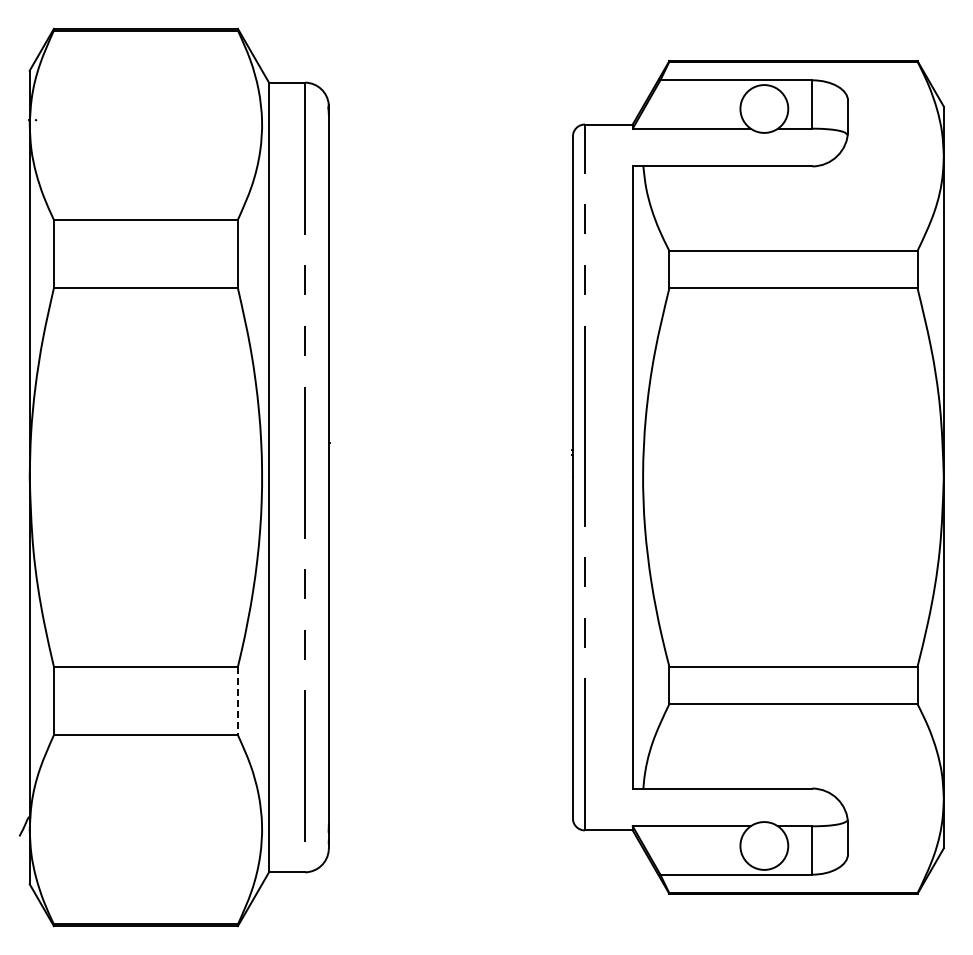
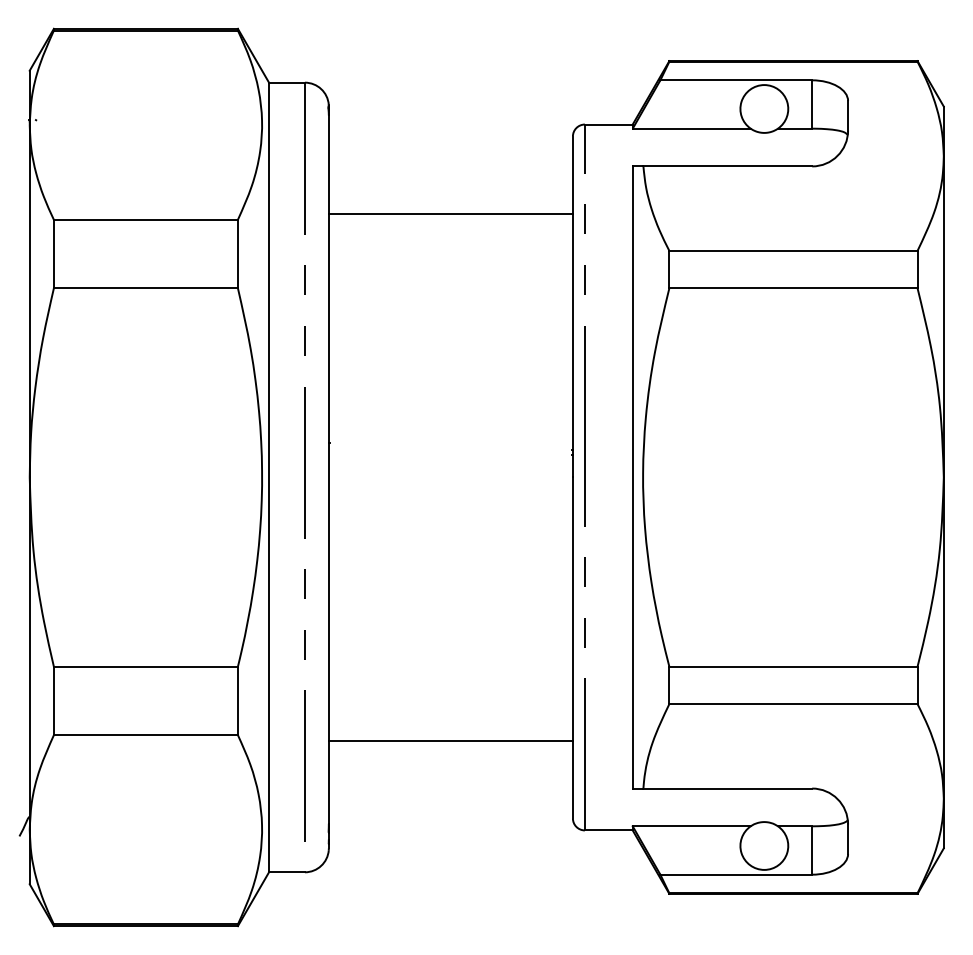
line: none -> present (450, 214)
line: dashed -> solid (237, 701)
line: none -> present (450, 740)
